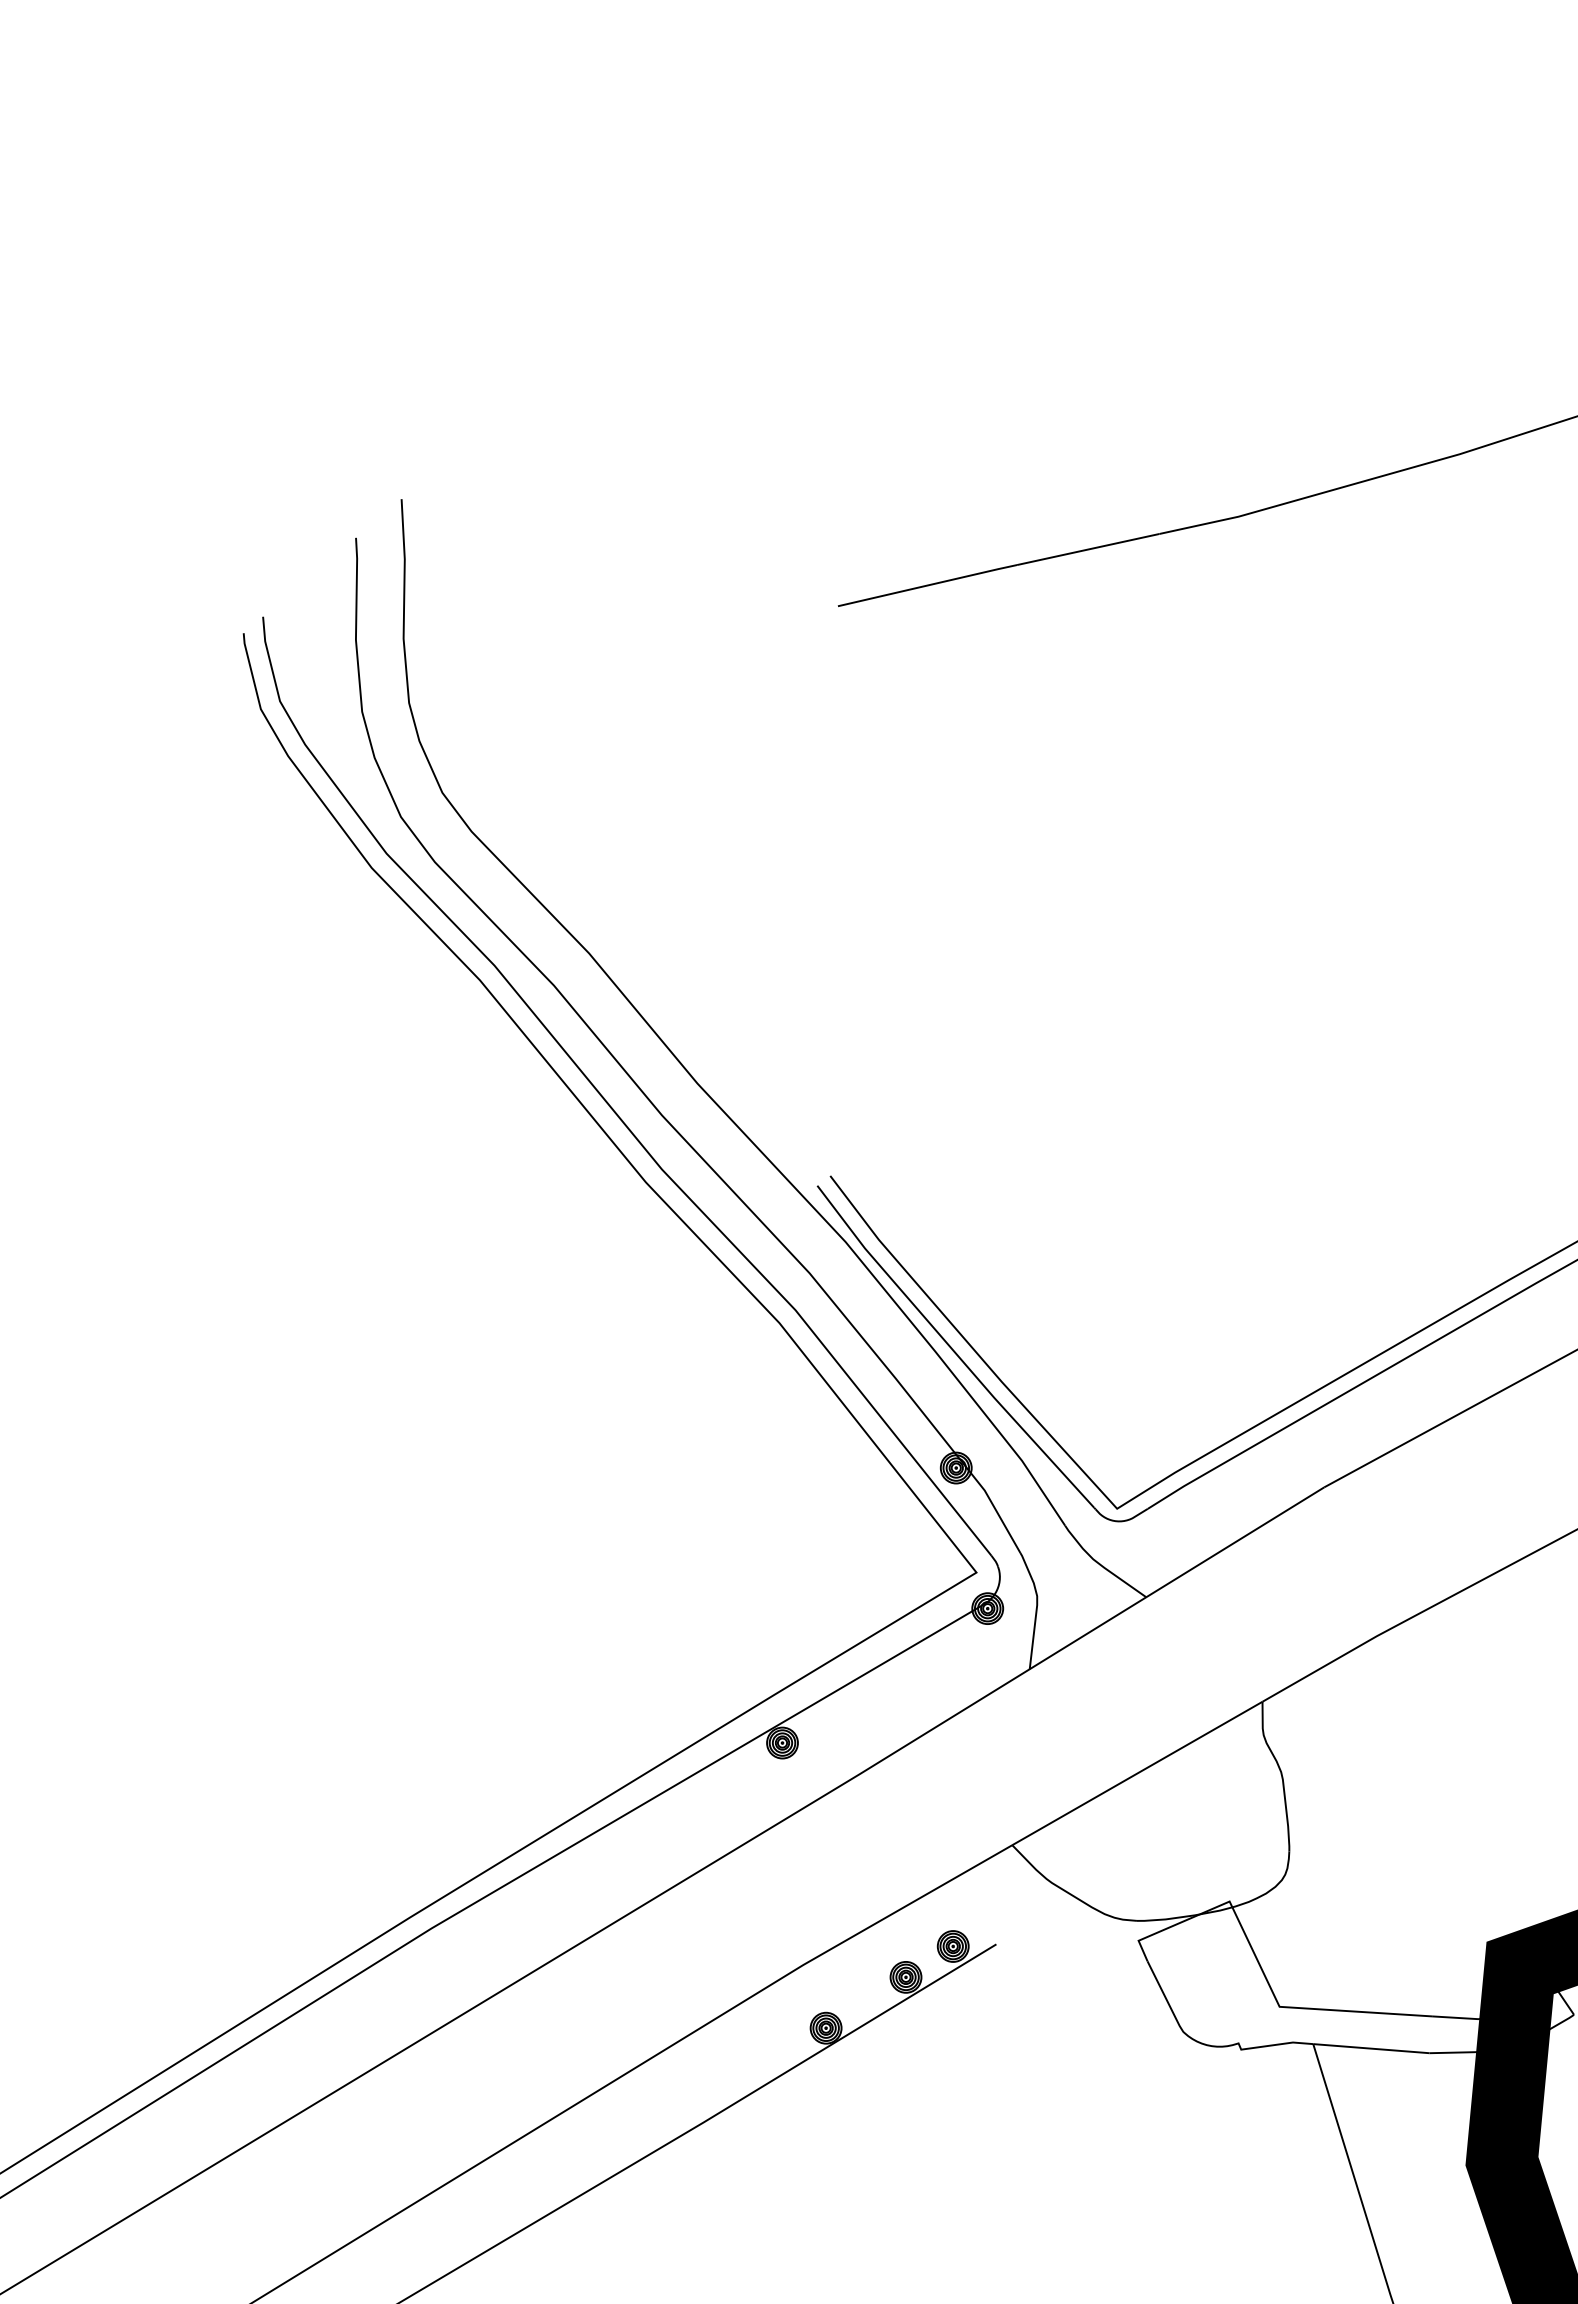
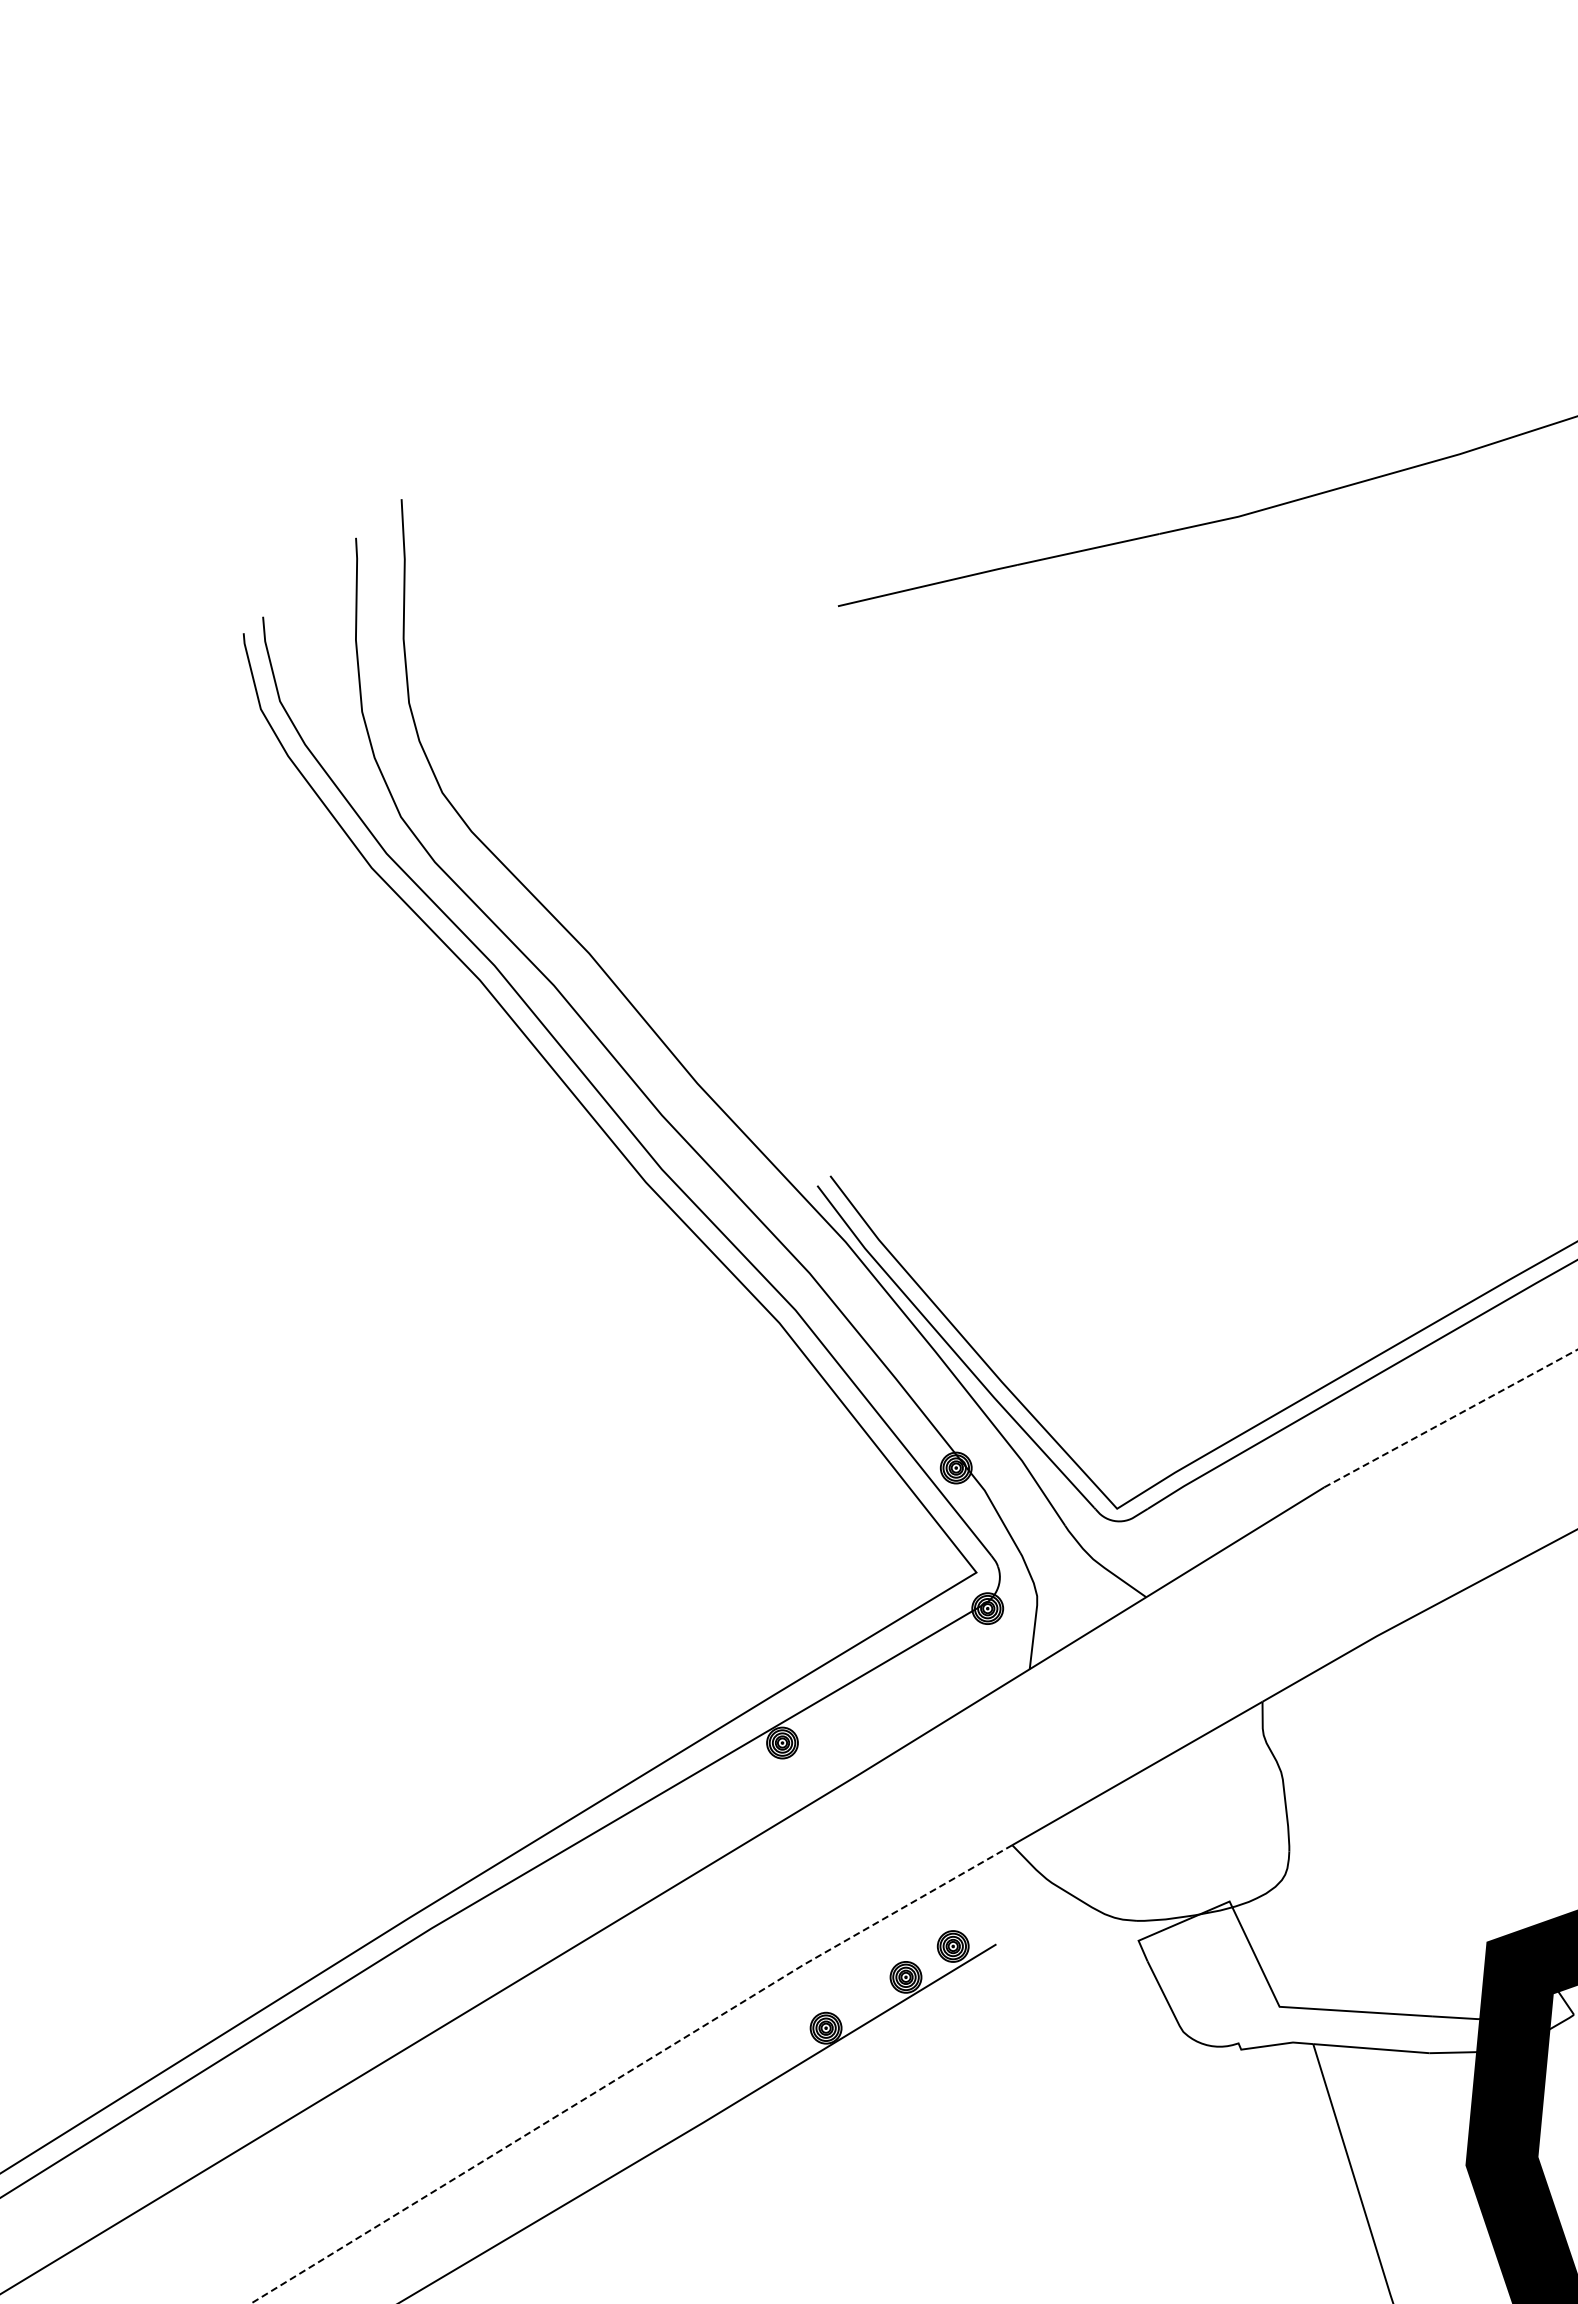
line: solid -> dashed (1451, 1418)
line: solid -> dashed (629, 2071)
